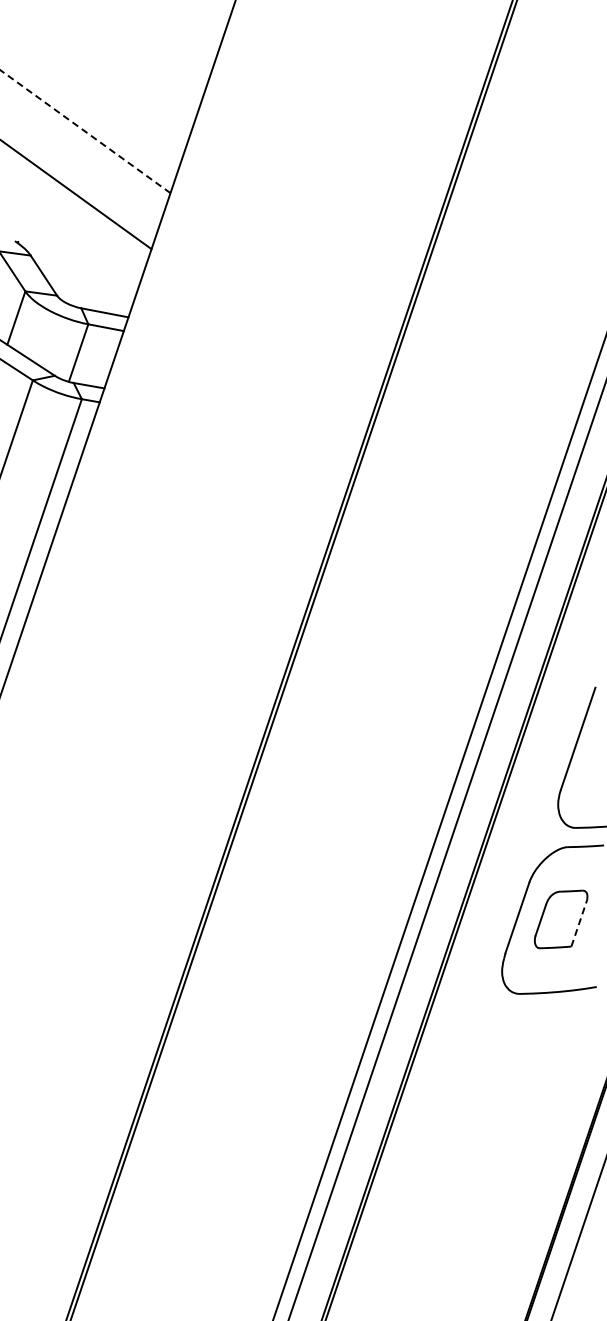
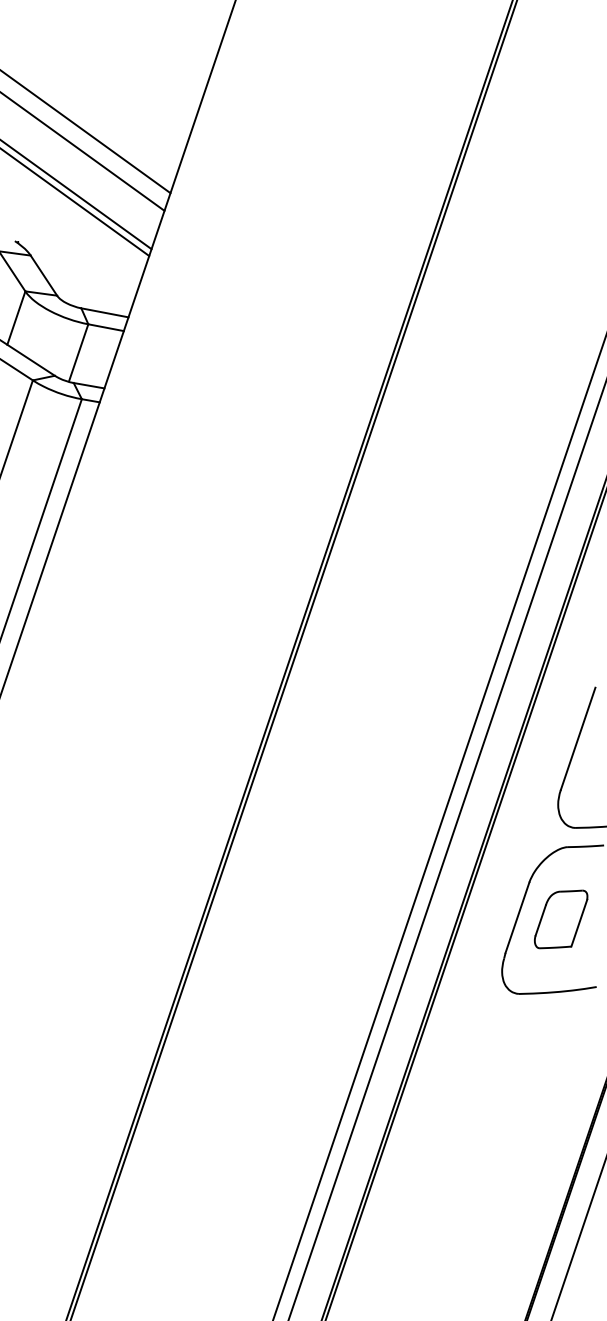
line: dashed -> solid (85, 131)
line: none -> present (83, 151)
line: none -> present (75, 202)
line: dashed -> solid (579, 923)
